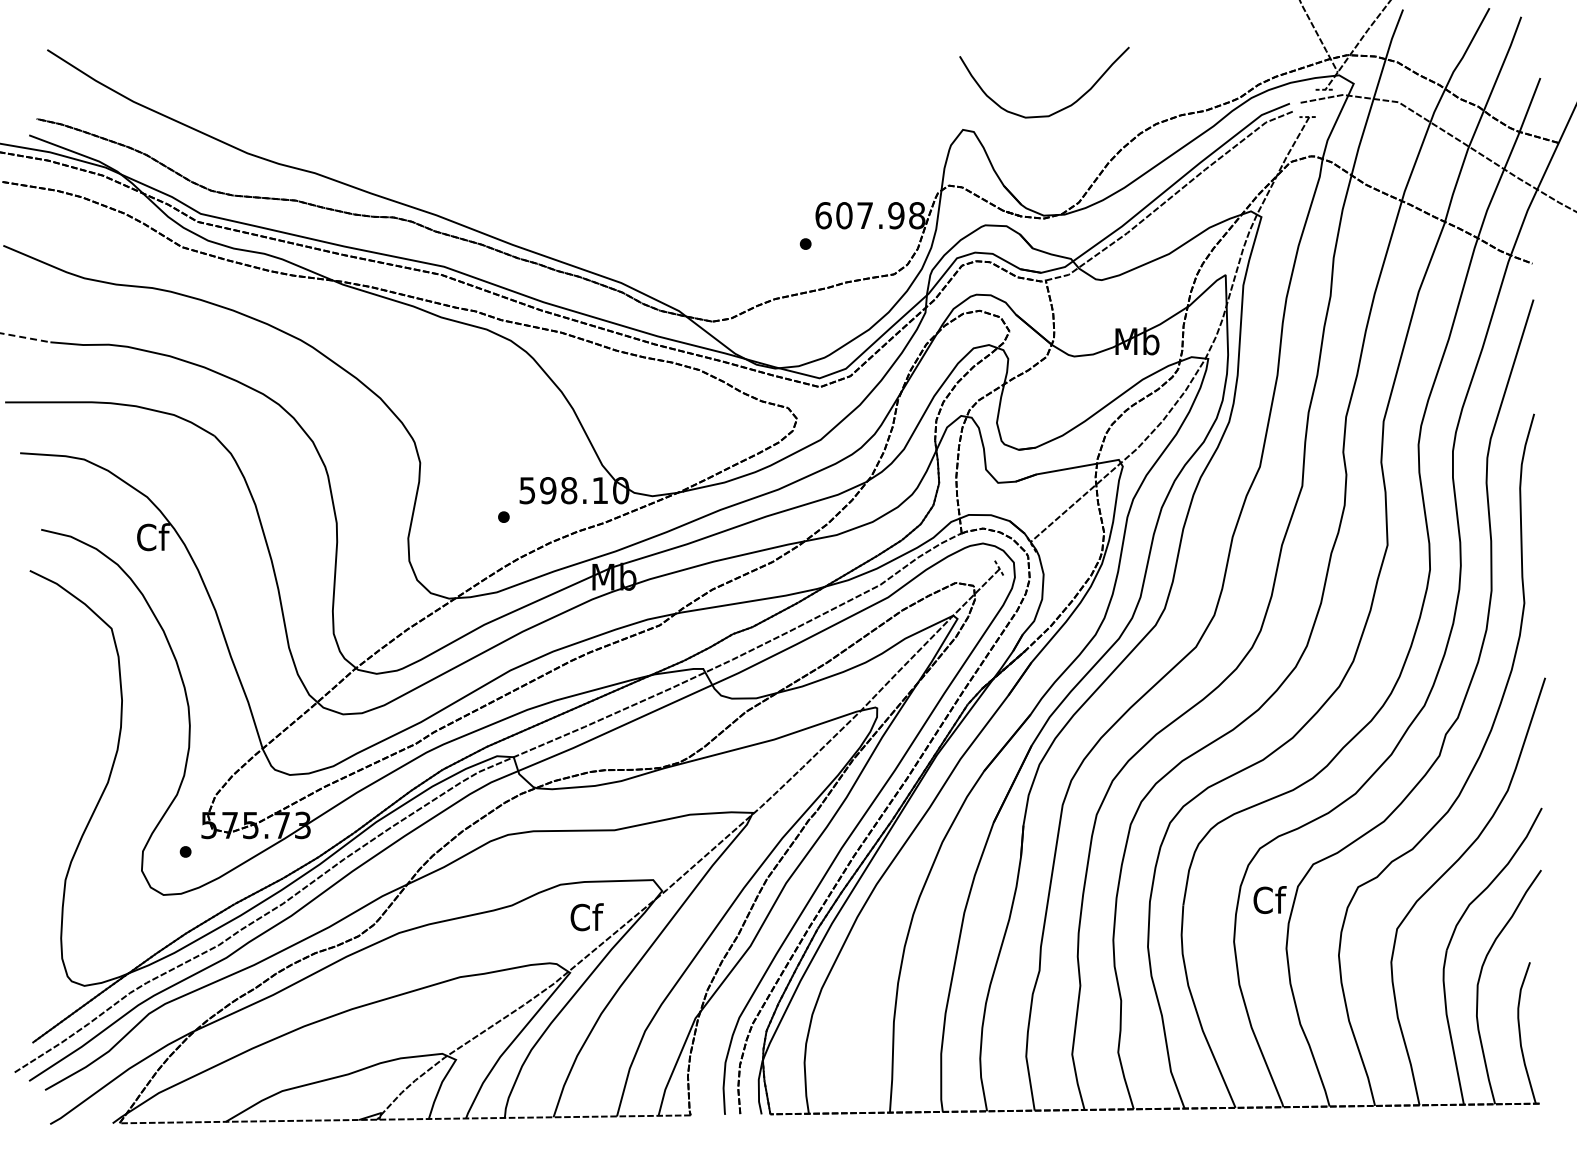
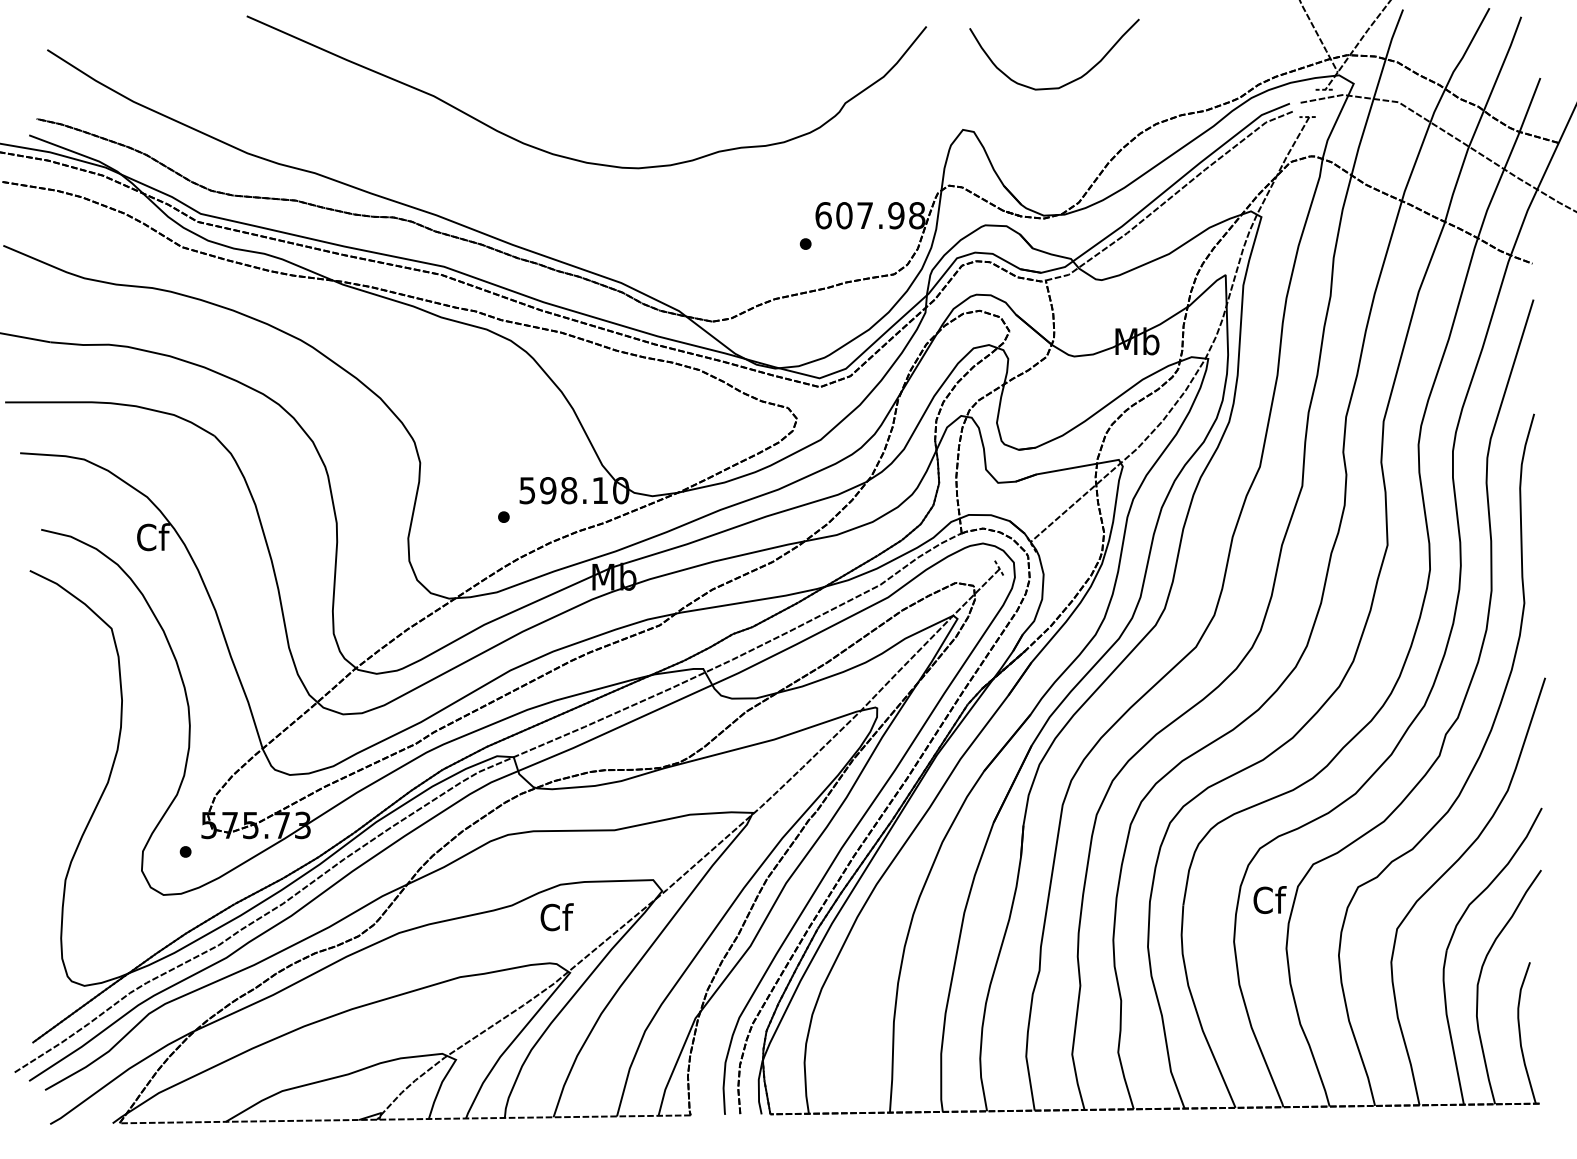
curve position: (1058, 110) -> (1068, 82) (1068, 82)
curve: none -> present (570, 157)
line: dashed -> solid (25, 337)
text position: (586, 917) -> (556, 917) (556, 917)
